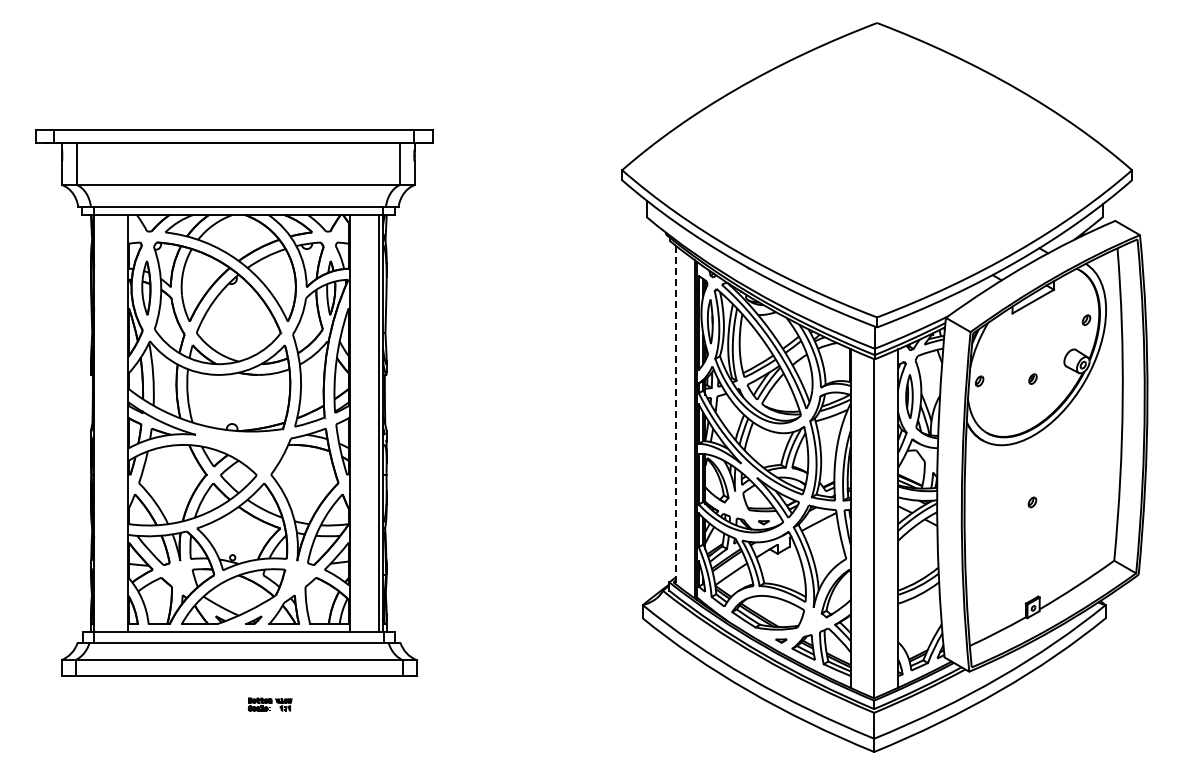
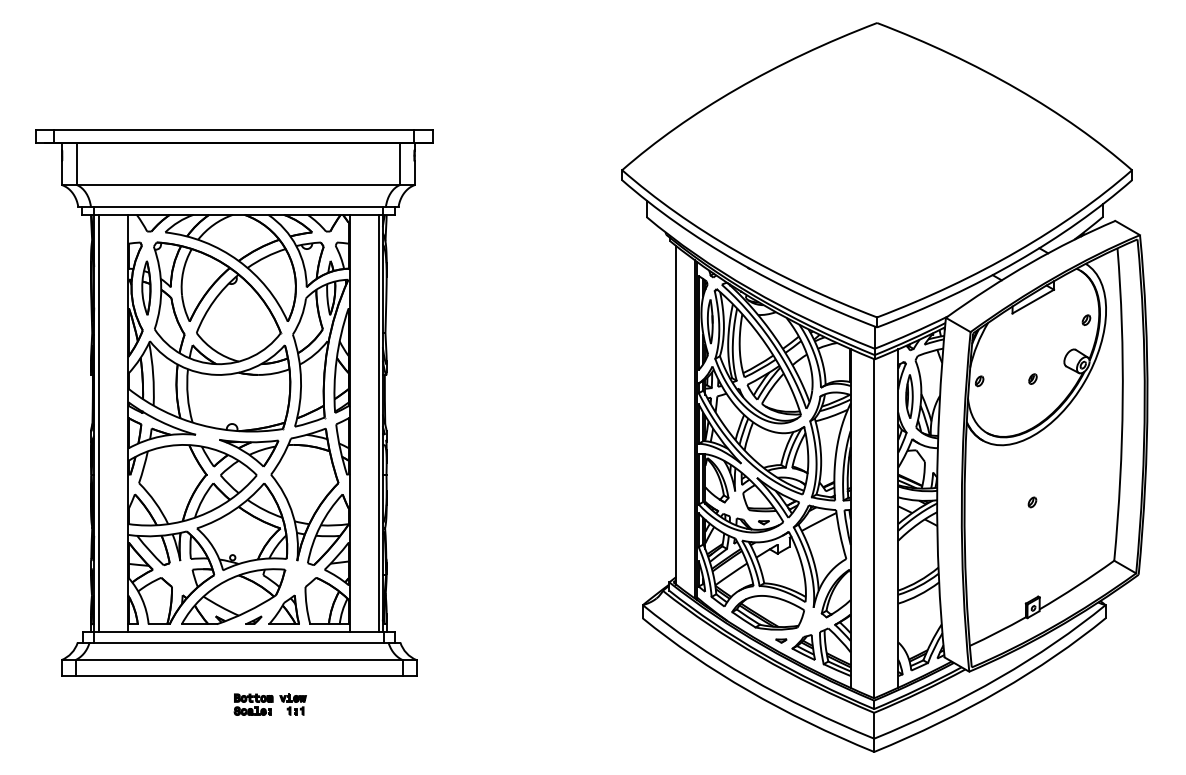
line: dashed -> solid (676, 415)
line: none -> present (98, 423)
part: none -> present (249, 453)
part size: 46x15 px -> 74x23 px (269, 704)
